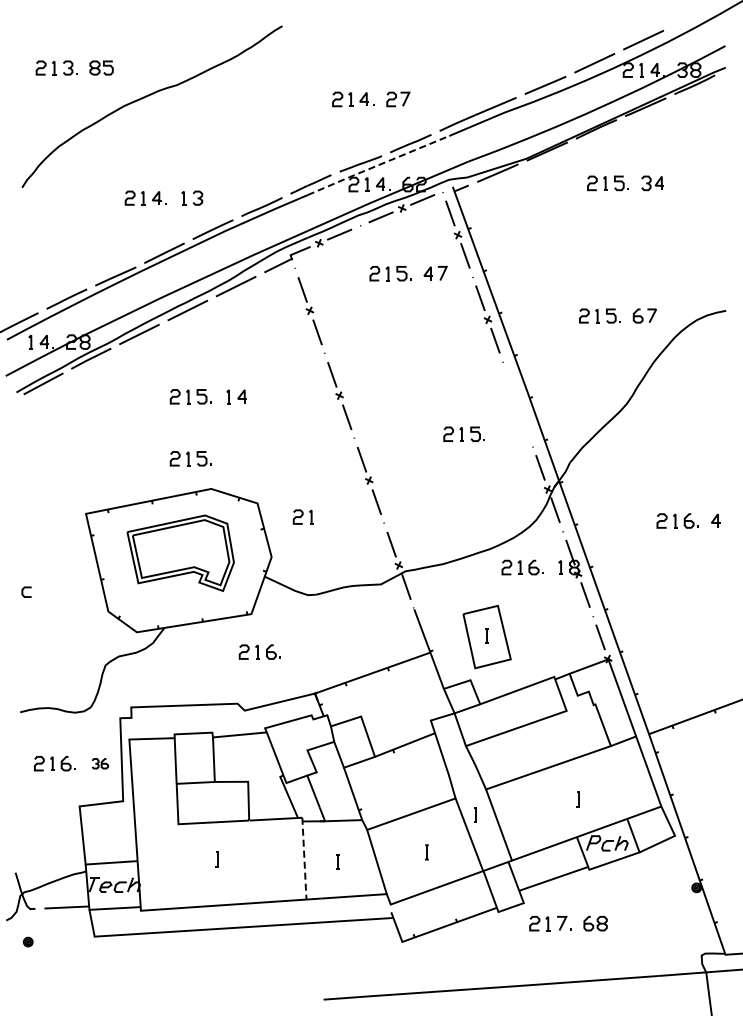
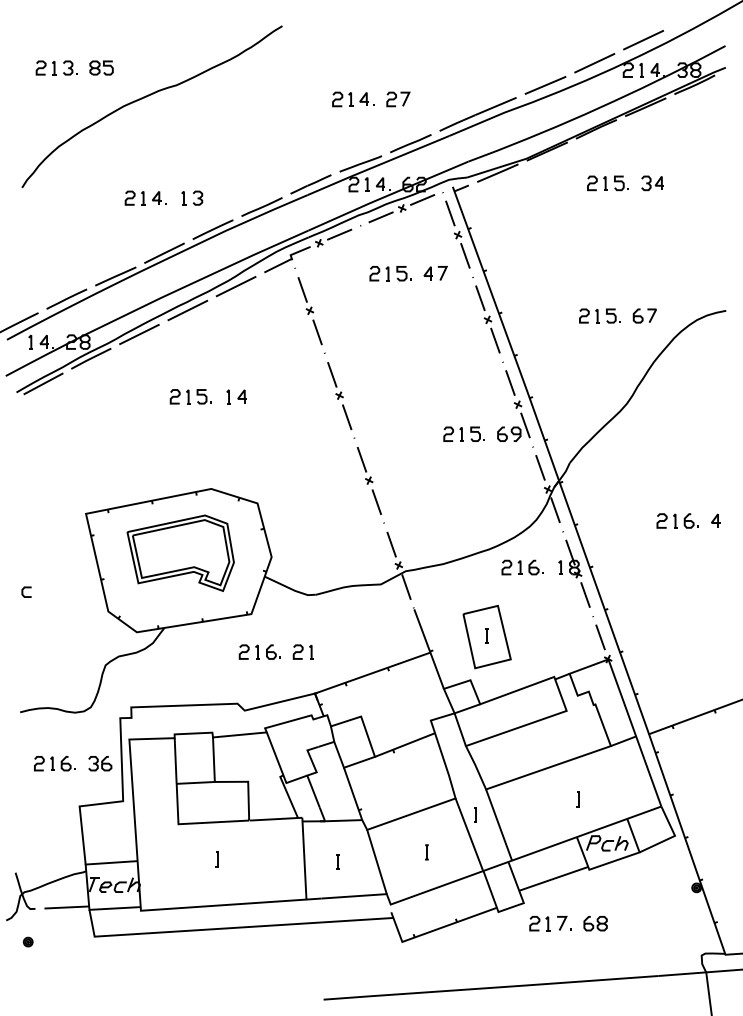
line: dashed -> solid (378, 165)
part: none -> present (513, 405)
part: present -> none (190, 458)
part position: (302, 516) -> (302, 651) (302, 651)
part size: 17x12 px -> 25x16 px (100, 763)
line: dashed -> solid (304, 859)
